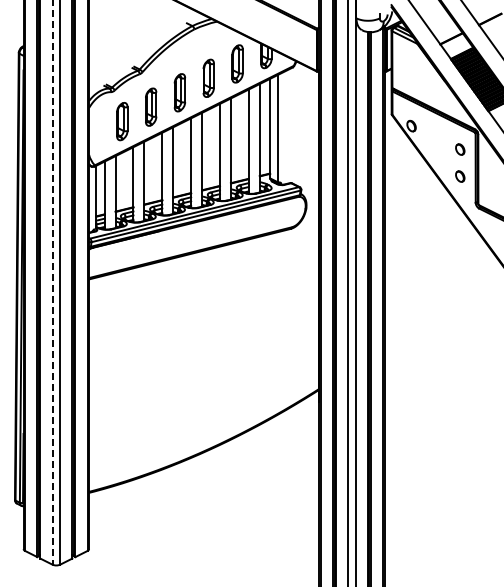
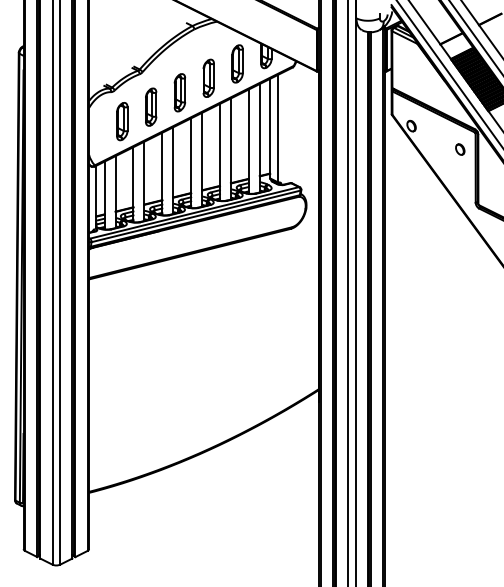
line: none -> present (475, 37)
line: none -> present (448, 73)
part: present -> none (460, 176)
line: dashed -> solid (52, 282)
